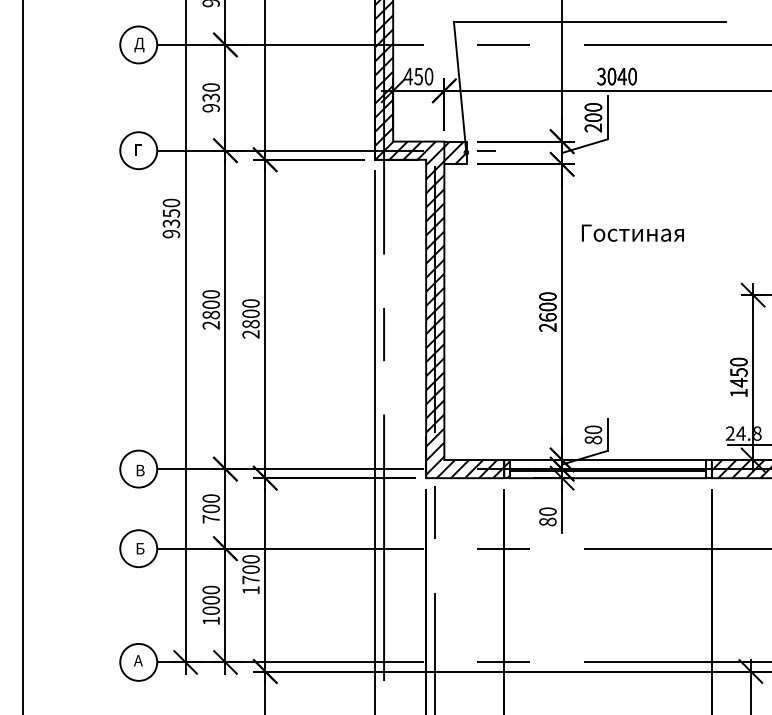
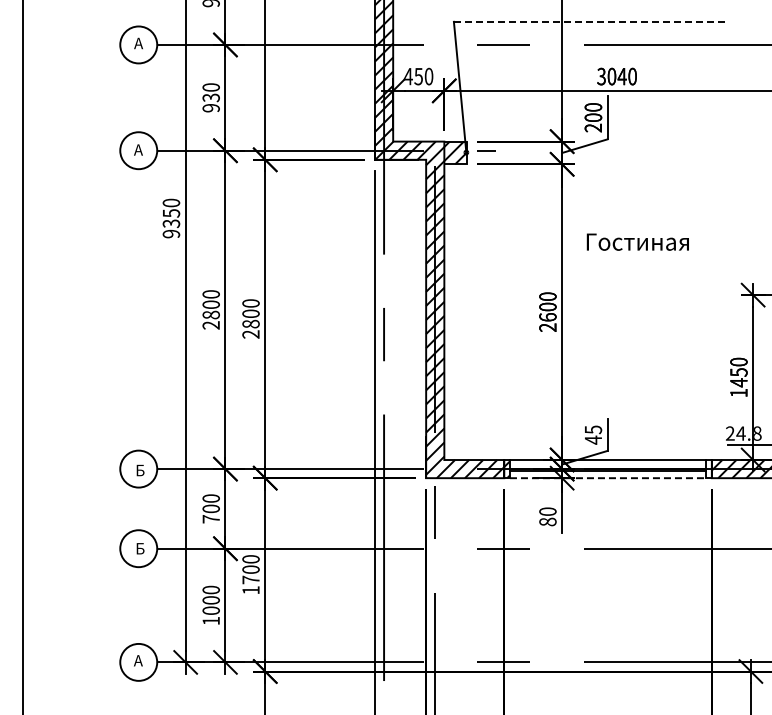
line: solid -> dashed (590, 21)
text: Д -> А (139, 44)
text: Г -> А (138, 149)
text position: (632, 232) -> (637, 241) (637, 241)
text: 80 -> 45 (593, 434)
text: В -> Б (142, 469)
line: solid -> dashed (608, 478)
